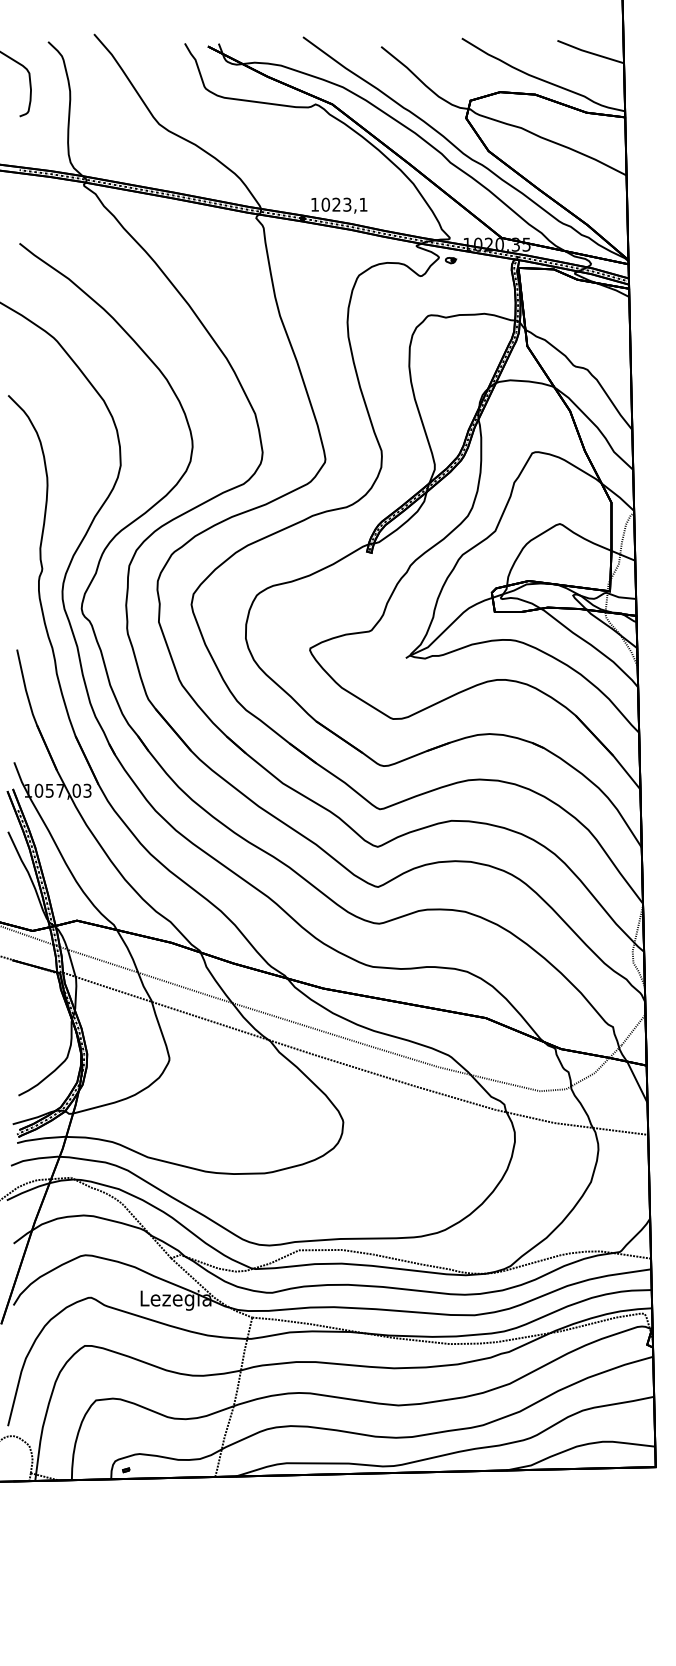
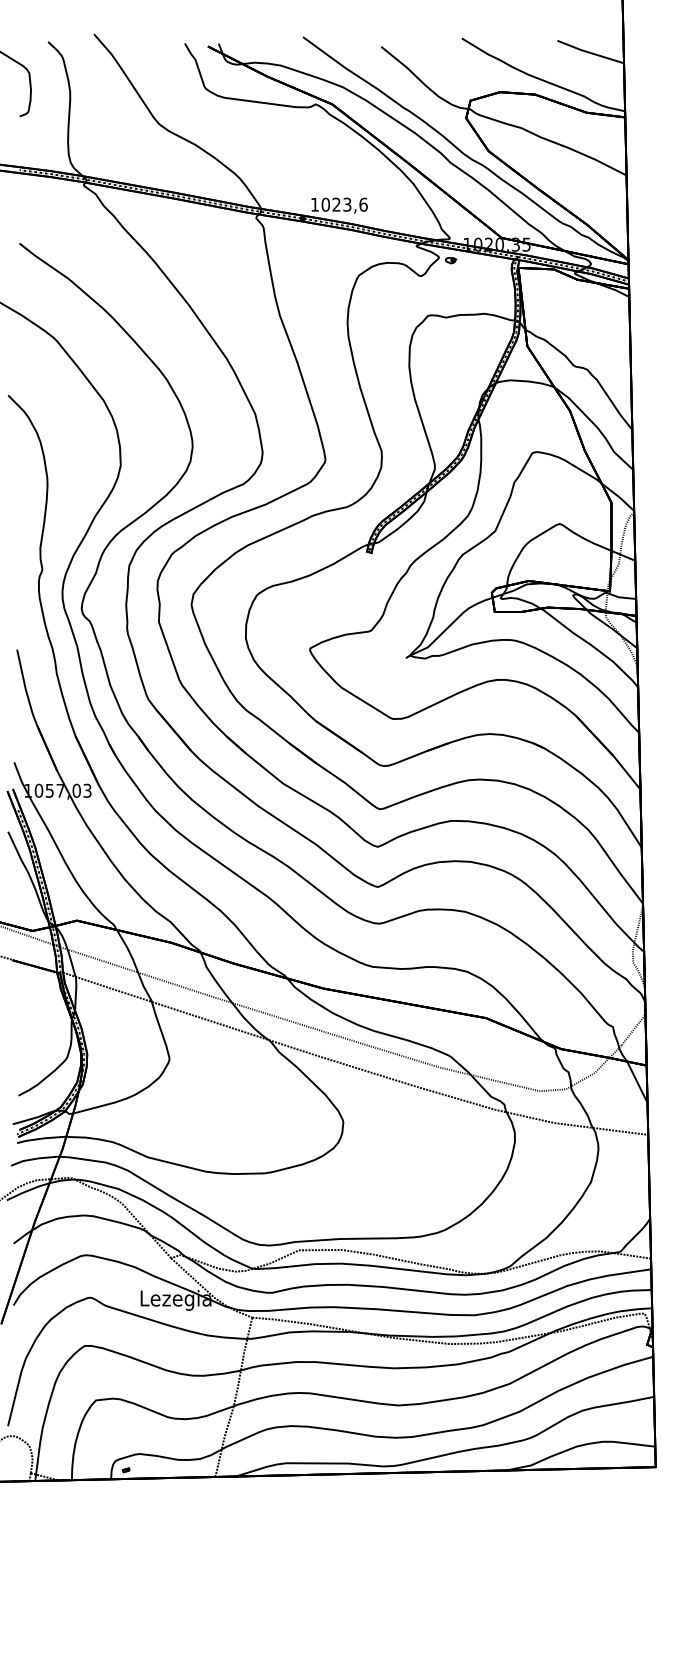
text: 1023,1 -> 1023,6 (363, 204)
